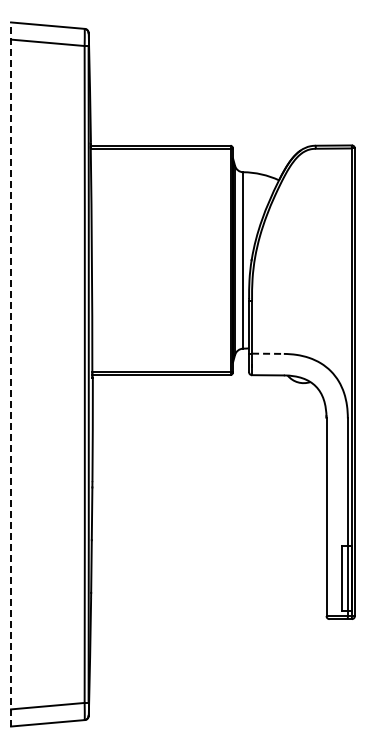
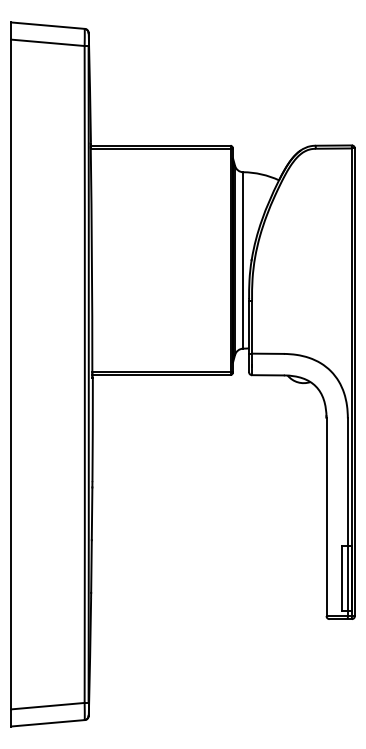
line: dashed -> solid (267, 353)
line: dashed -> solid (11, 373)
